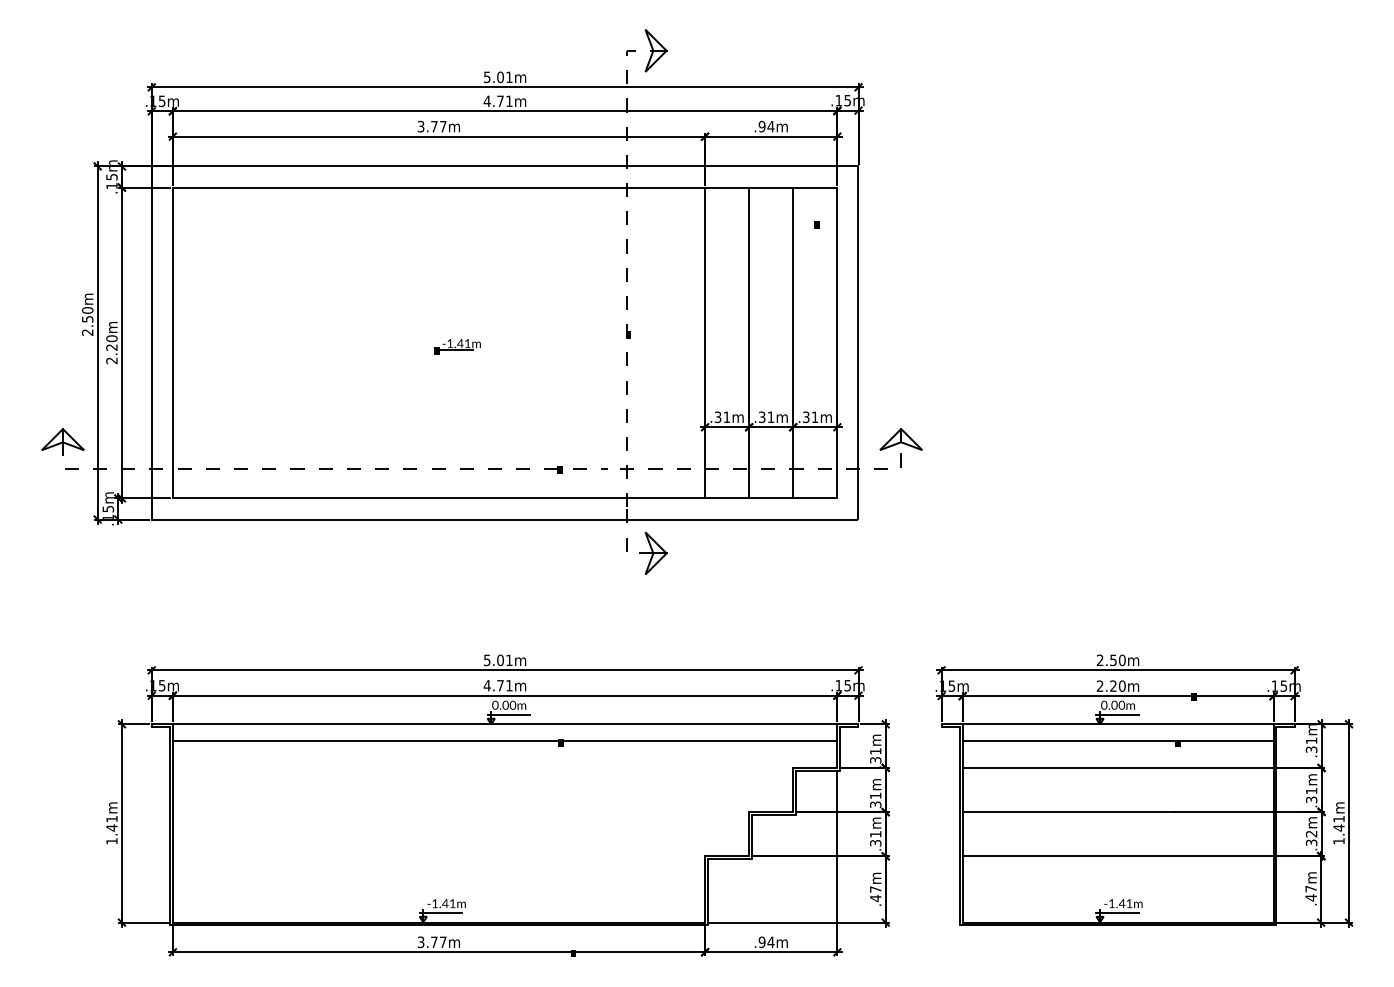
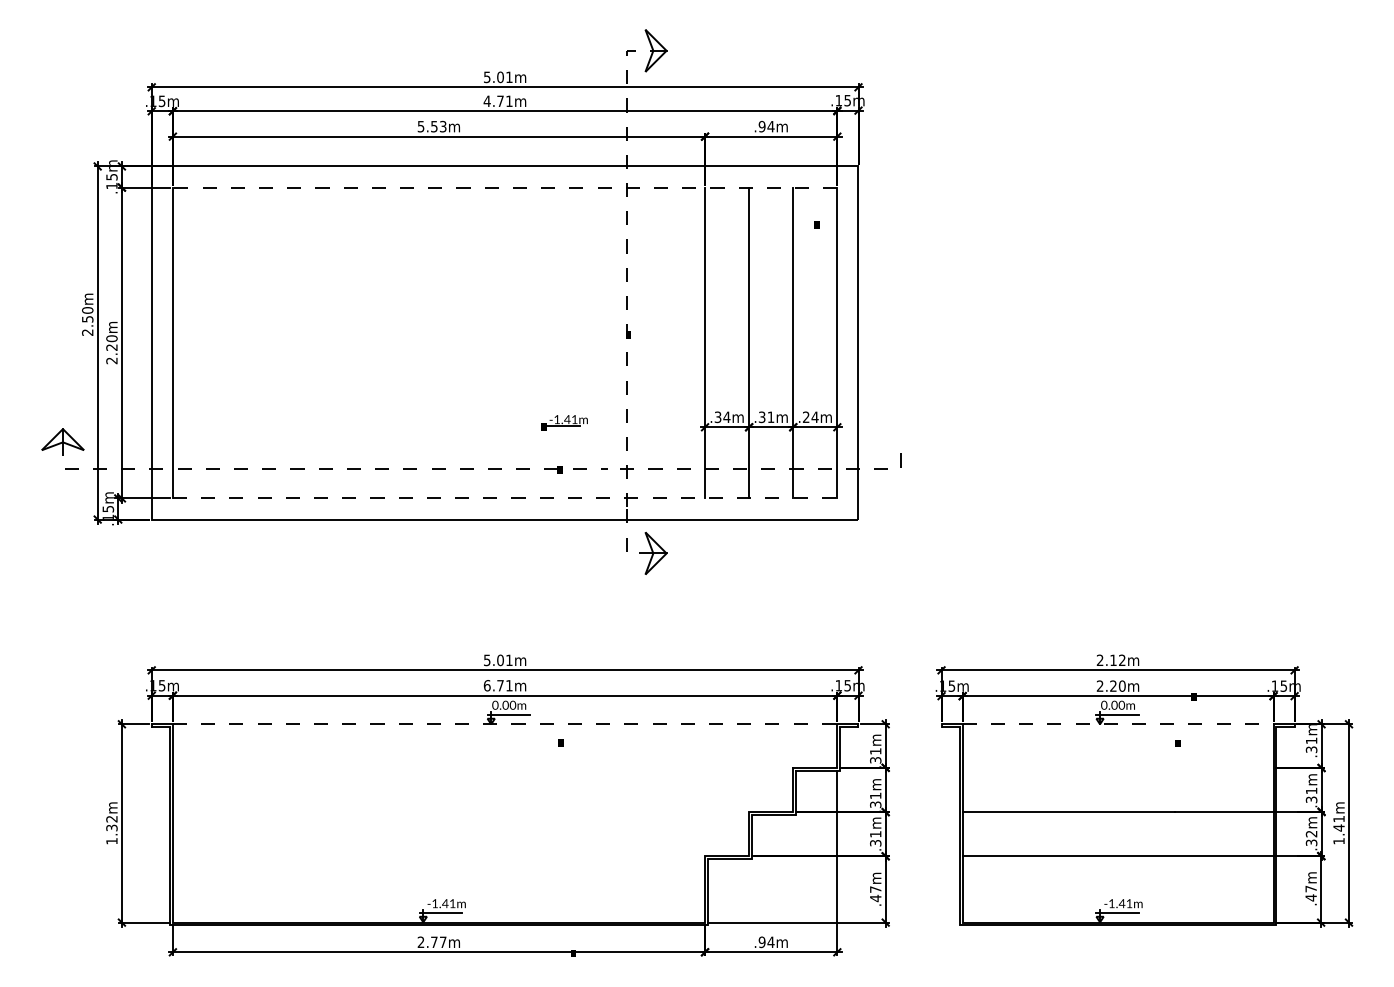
text: 3.77m -> 5.53m (432, 126)
line: solid -> dashed (504, 187)
part position: (457, 346) -> (564, 422) (564, 422)
text: .31m -> .34m (726, 416)
text: .31m -> .24m (810, 417)
part: present -> none (900, 439)
line: solid -> dashed (505, 498)
text: 2.50m -> 2.12m (1117, 660)
text: 4.71m -> 6.71m (486, 685)
line: solid -> dashed (505, 724)
line: solid -> dashed (1118, 724)
line: present -> none (504, 741)
line: present -> none (1117, 741)
line: present -> none (1117, 768)
text: 1.41m -> 1.32m (111, 823)
text: 3.77m -> 2.77m (420, 942)
